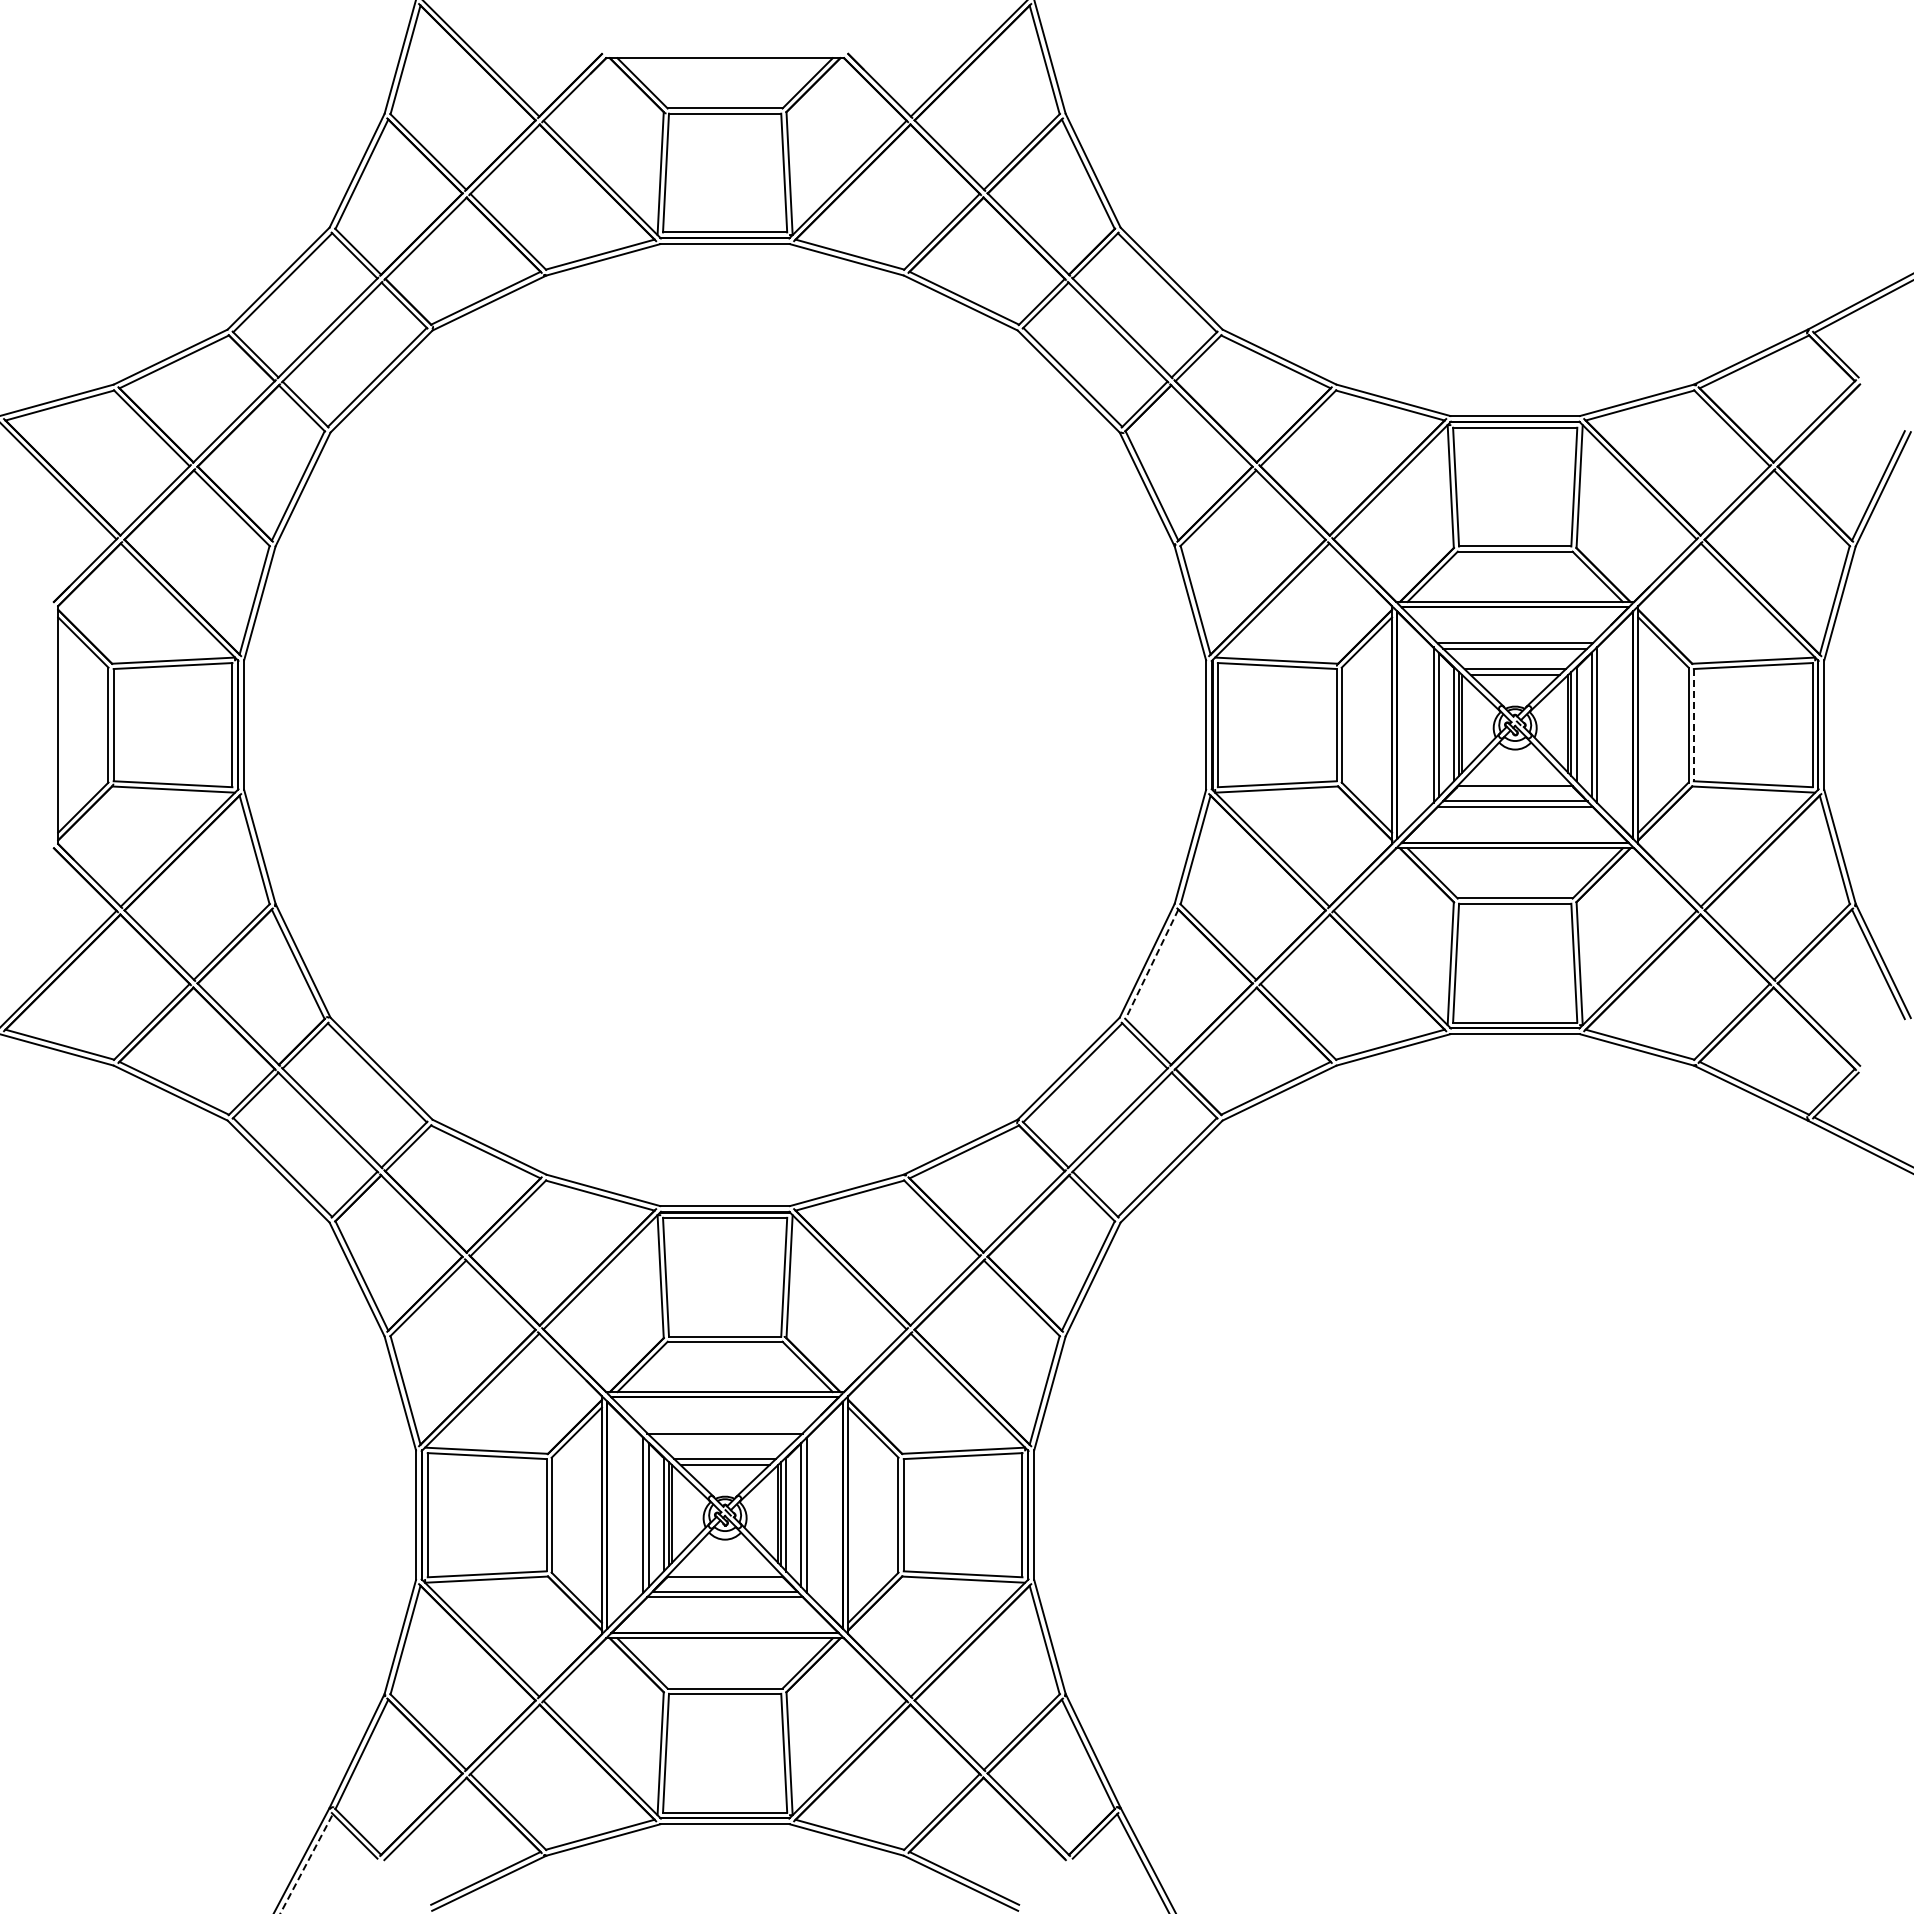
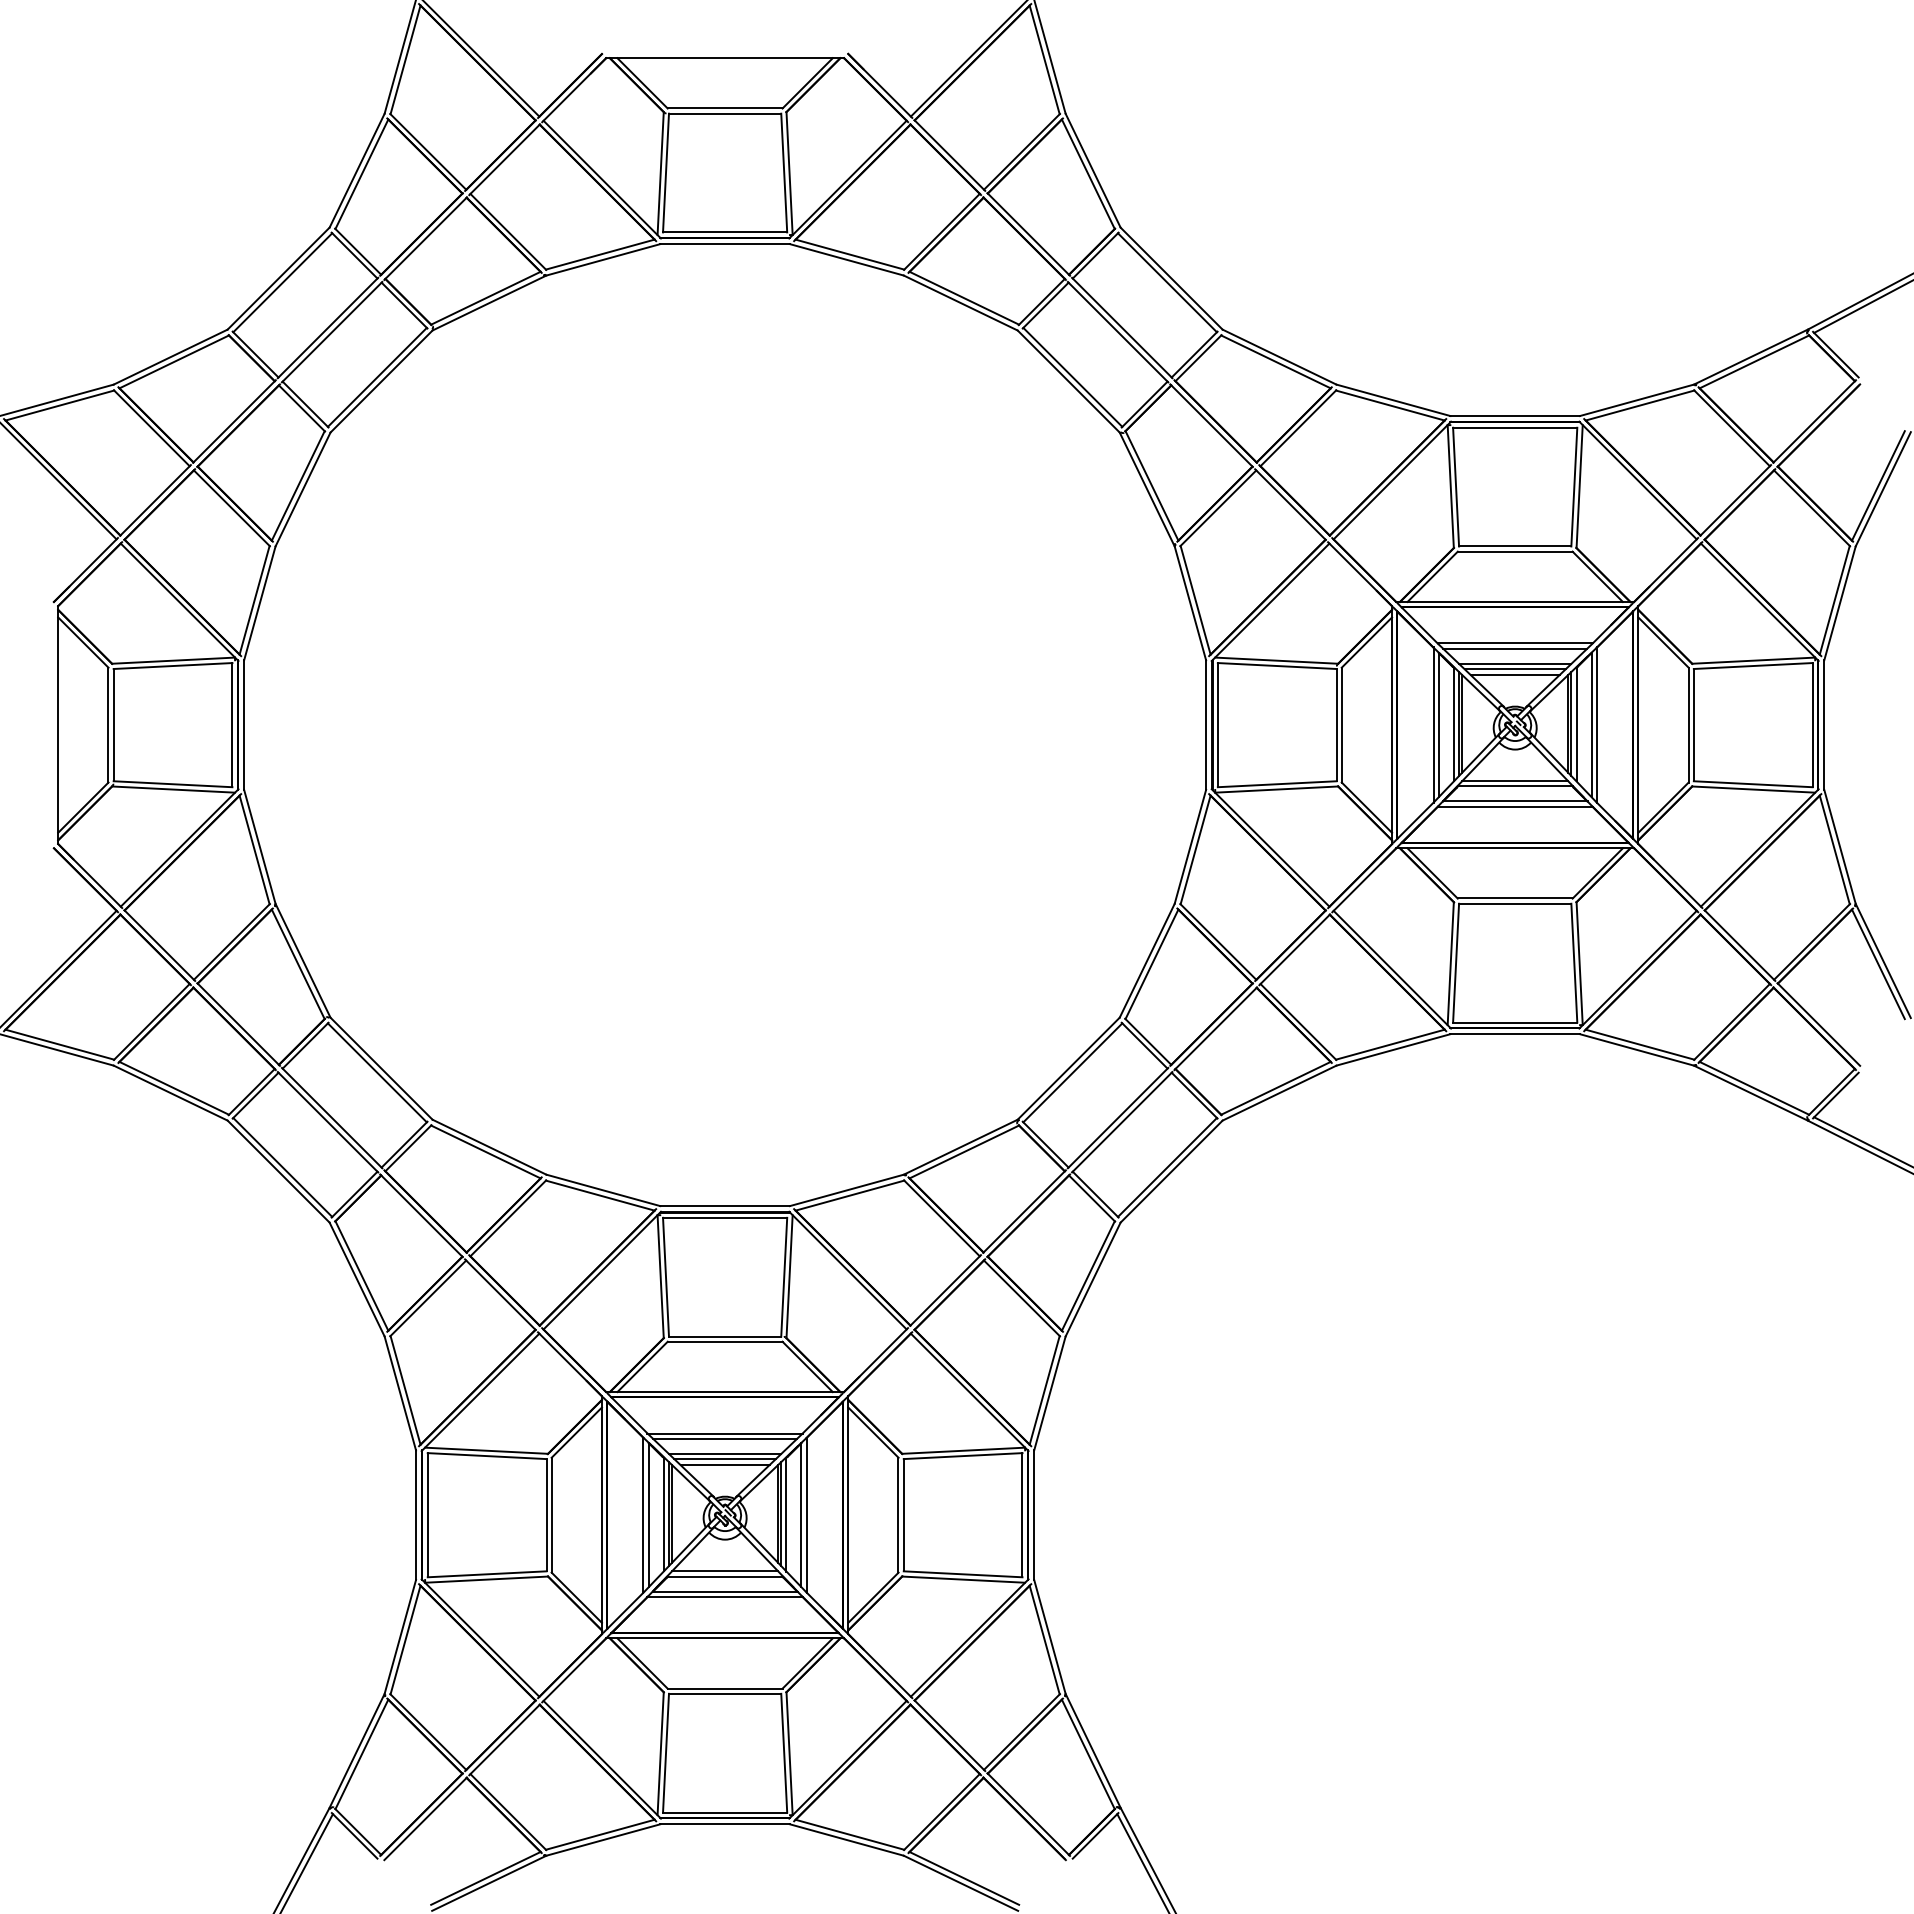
line: none -> present (1514, 663)
line: dashed -> solid (1693, 725)
line: none -> present (1515, 781)
line: dashed -> solid (1151, 964)
line: none -> present (725, 1438)
line: none -> present (724, 1453)
line: none -> present (725, 1571)
line: dashed -> solid (306, 1863)
